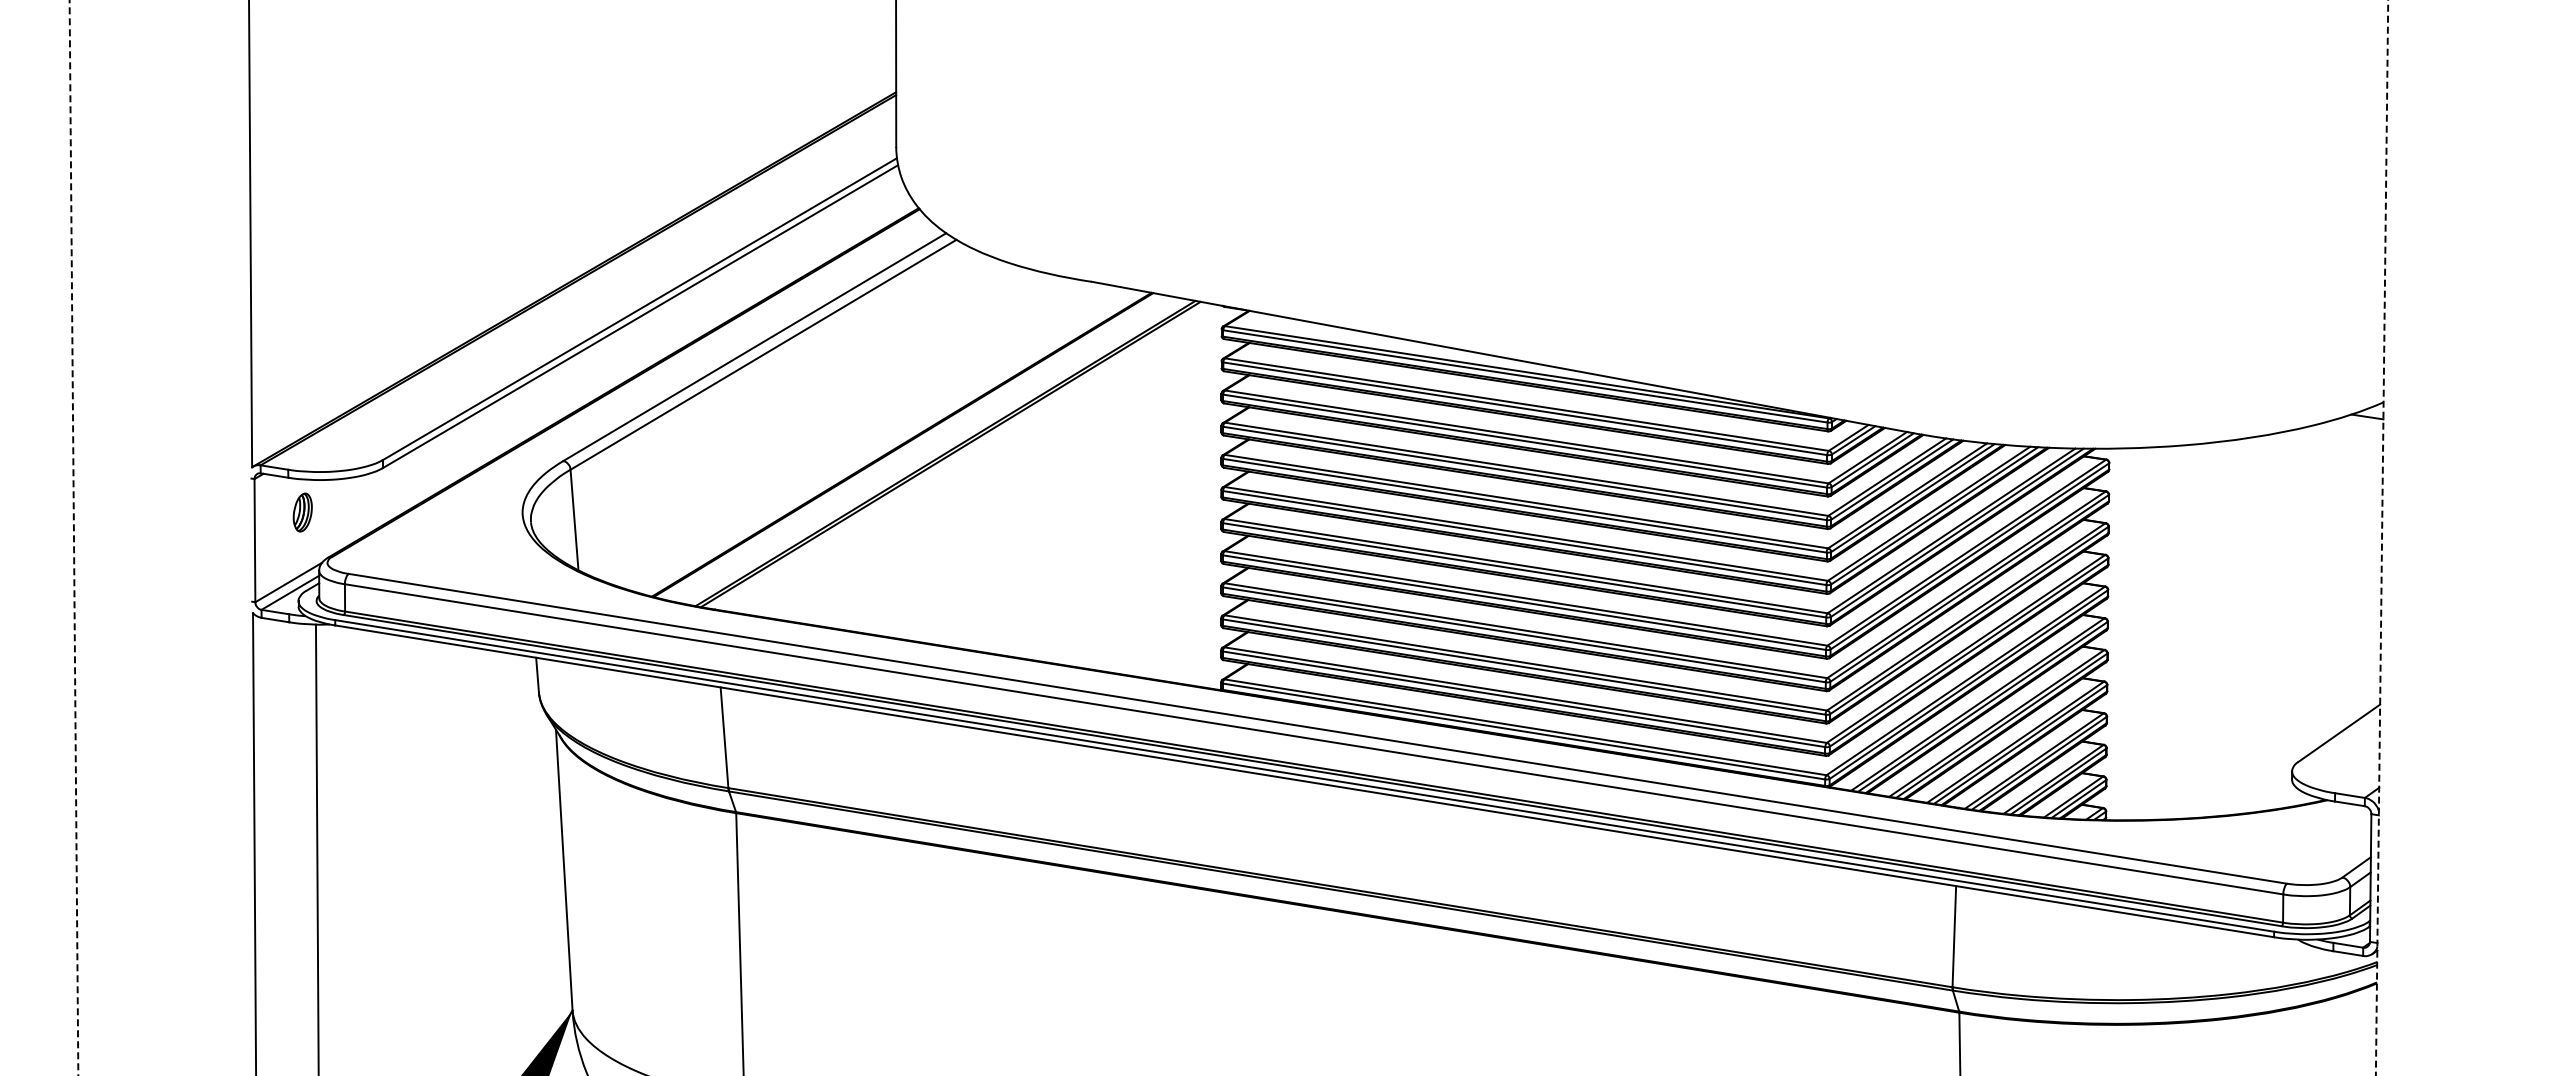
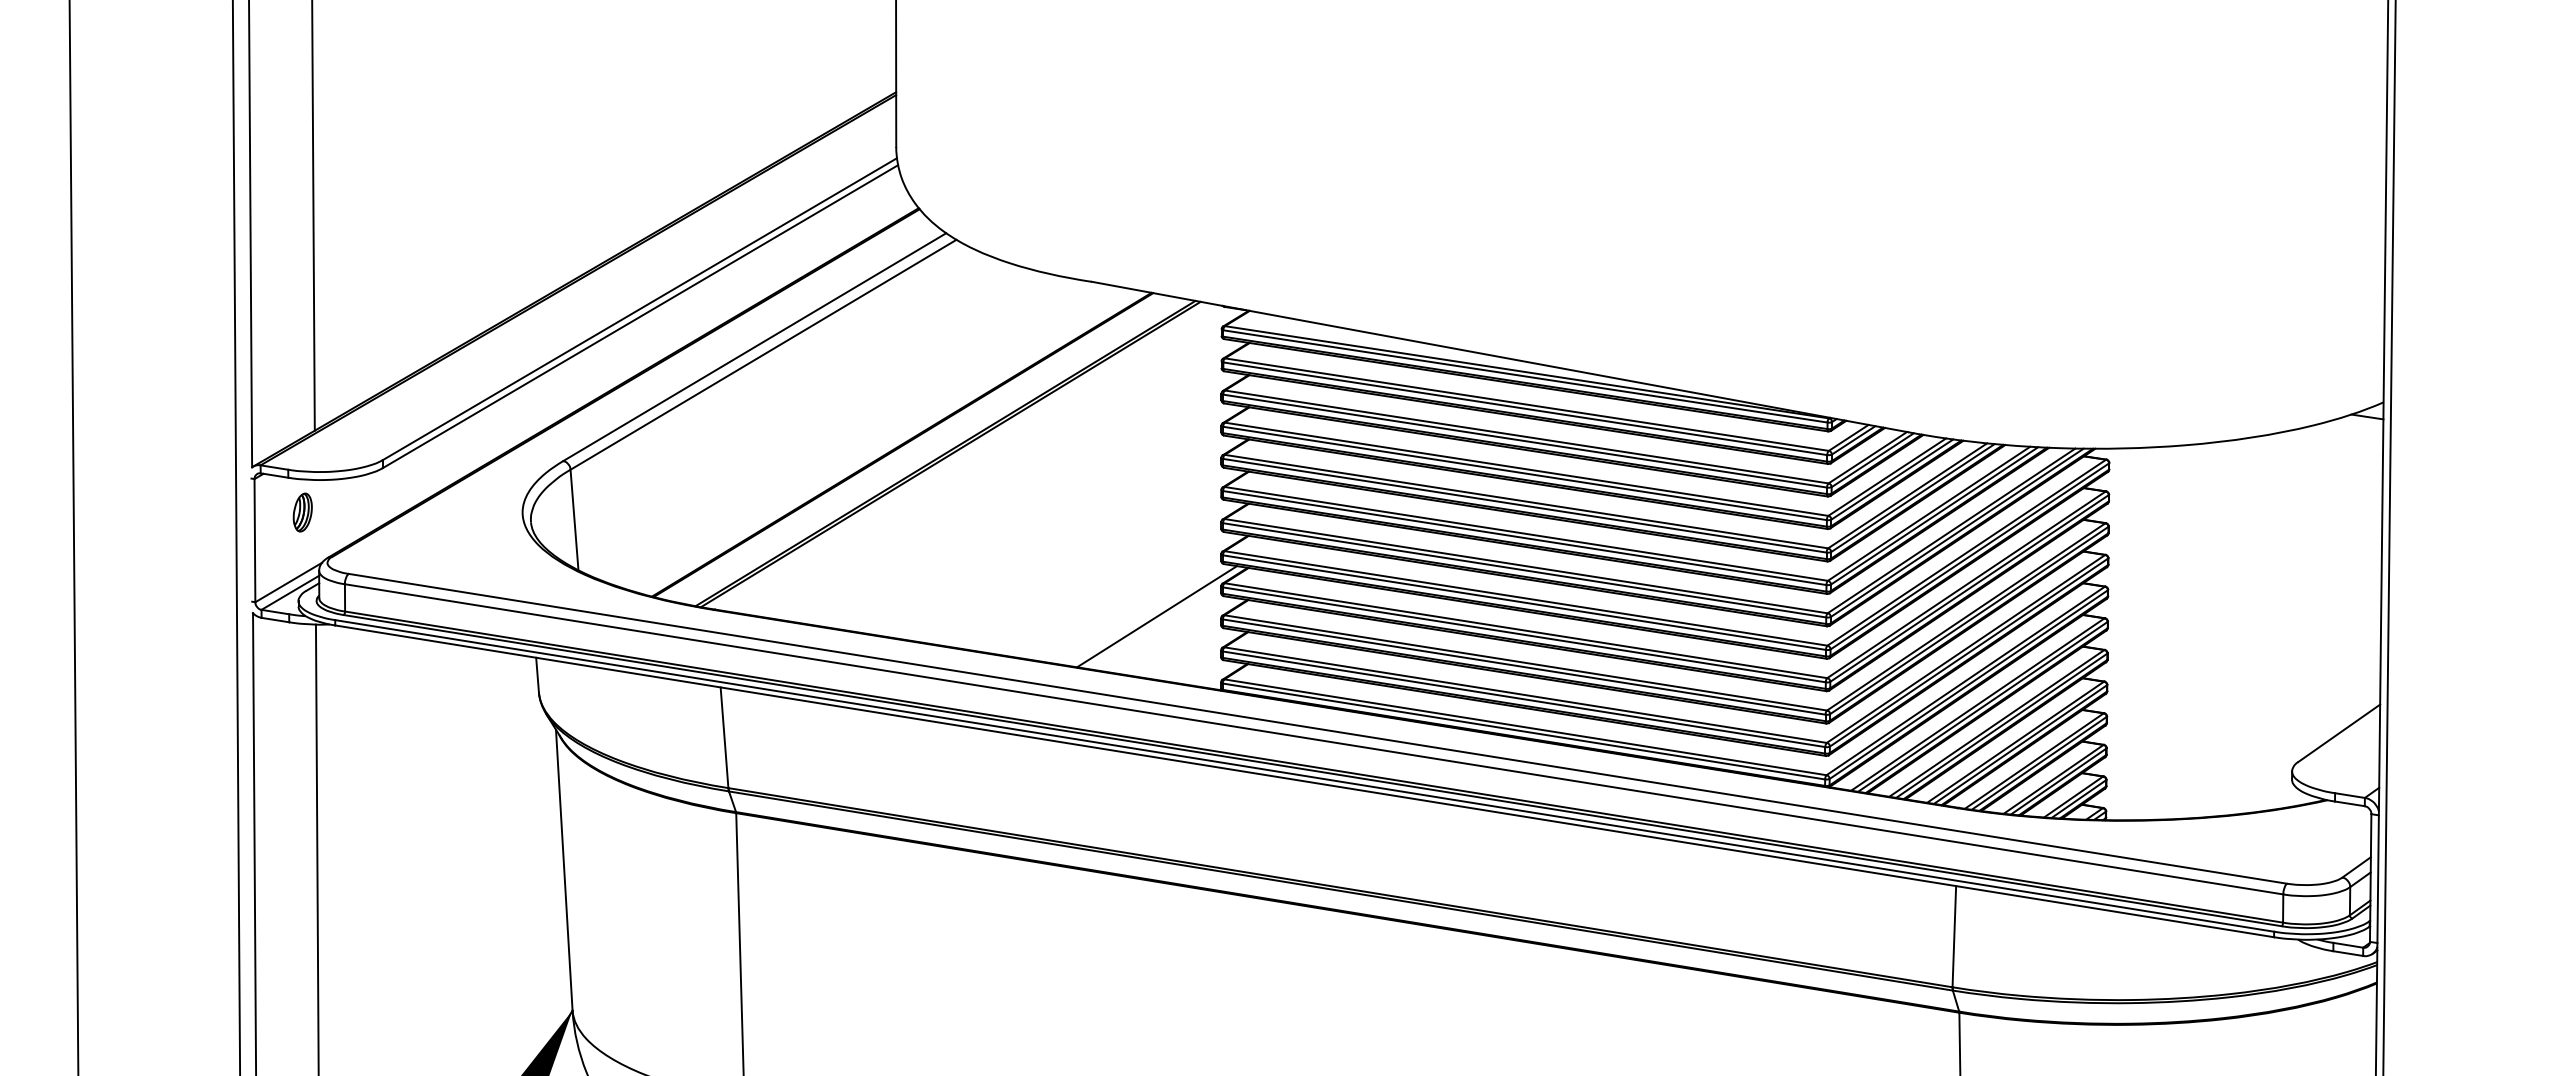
line: none -> present (313, 216)
line: none -> present (236, 537)
line: dashed -> solid (2382, 537)
line: none -> present (2389, 537)
line: dashed -> solid (73, 538)
line: none -> present (1156, 616)
